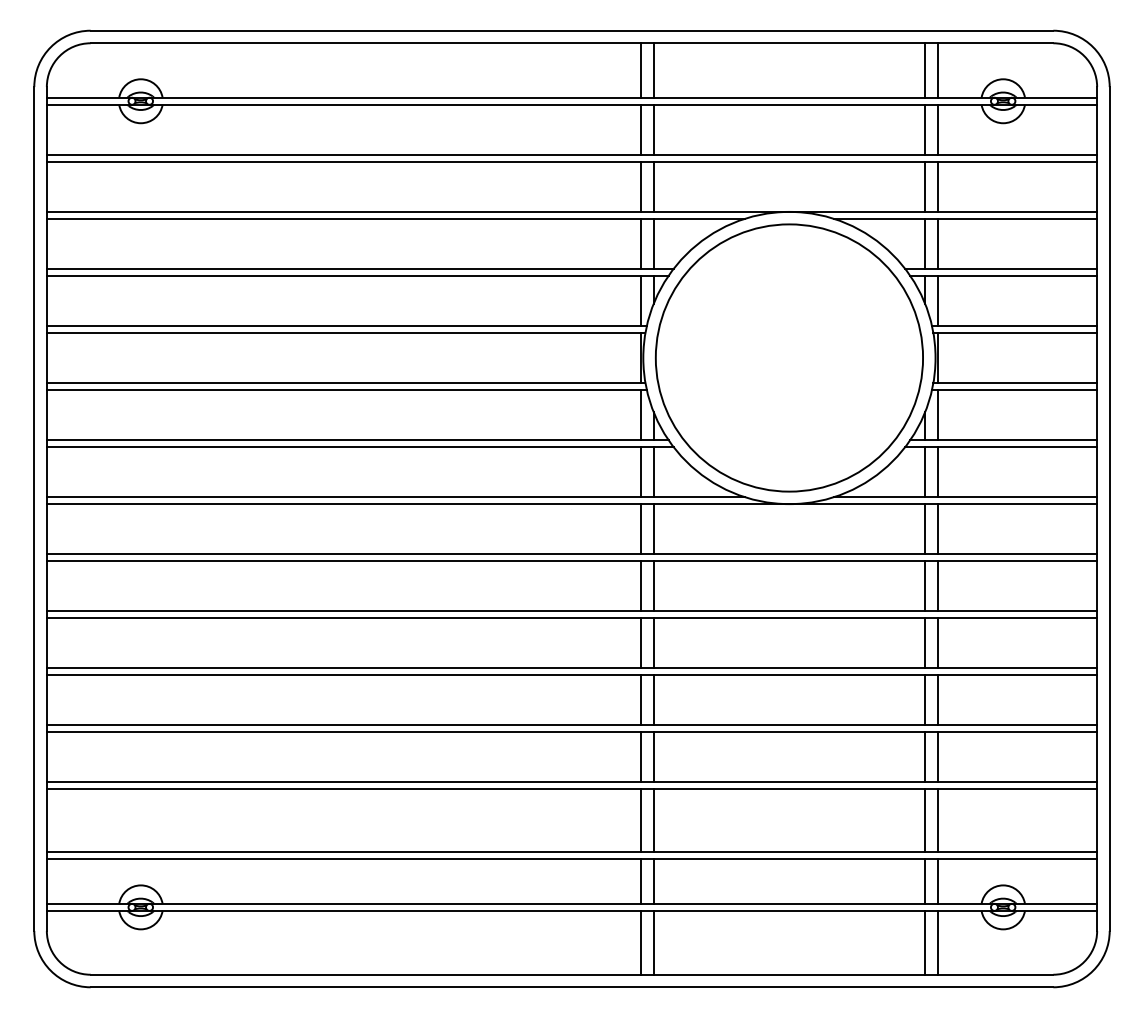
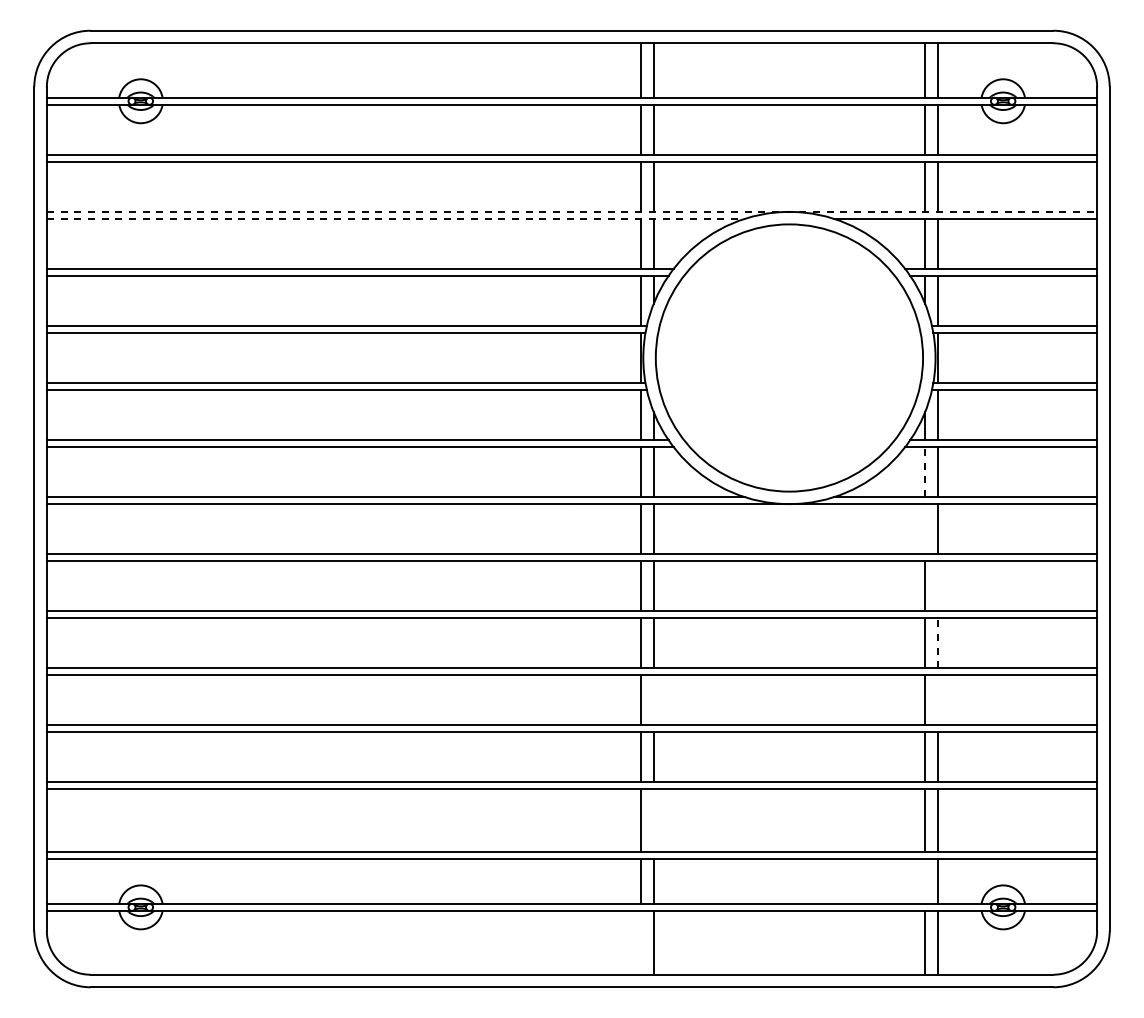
line: solid -> dashed (572, 211)
line: solid -> dashed (395, 218)
line: solid -> dashed (925, 472)
line: present -> none (925, 529)
line: present -> none (937, 586)
line: solid -> dashed (937, 643)
line: present -> none (653, 700)
line: present -> none (937, 700)
line: present -> none (653, 820)
line: present -> none (925, 880)
line: present -> none (641, 942)
